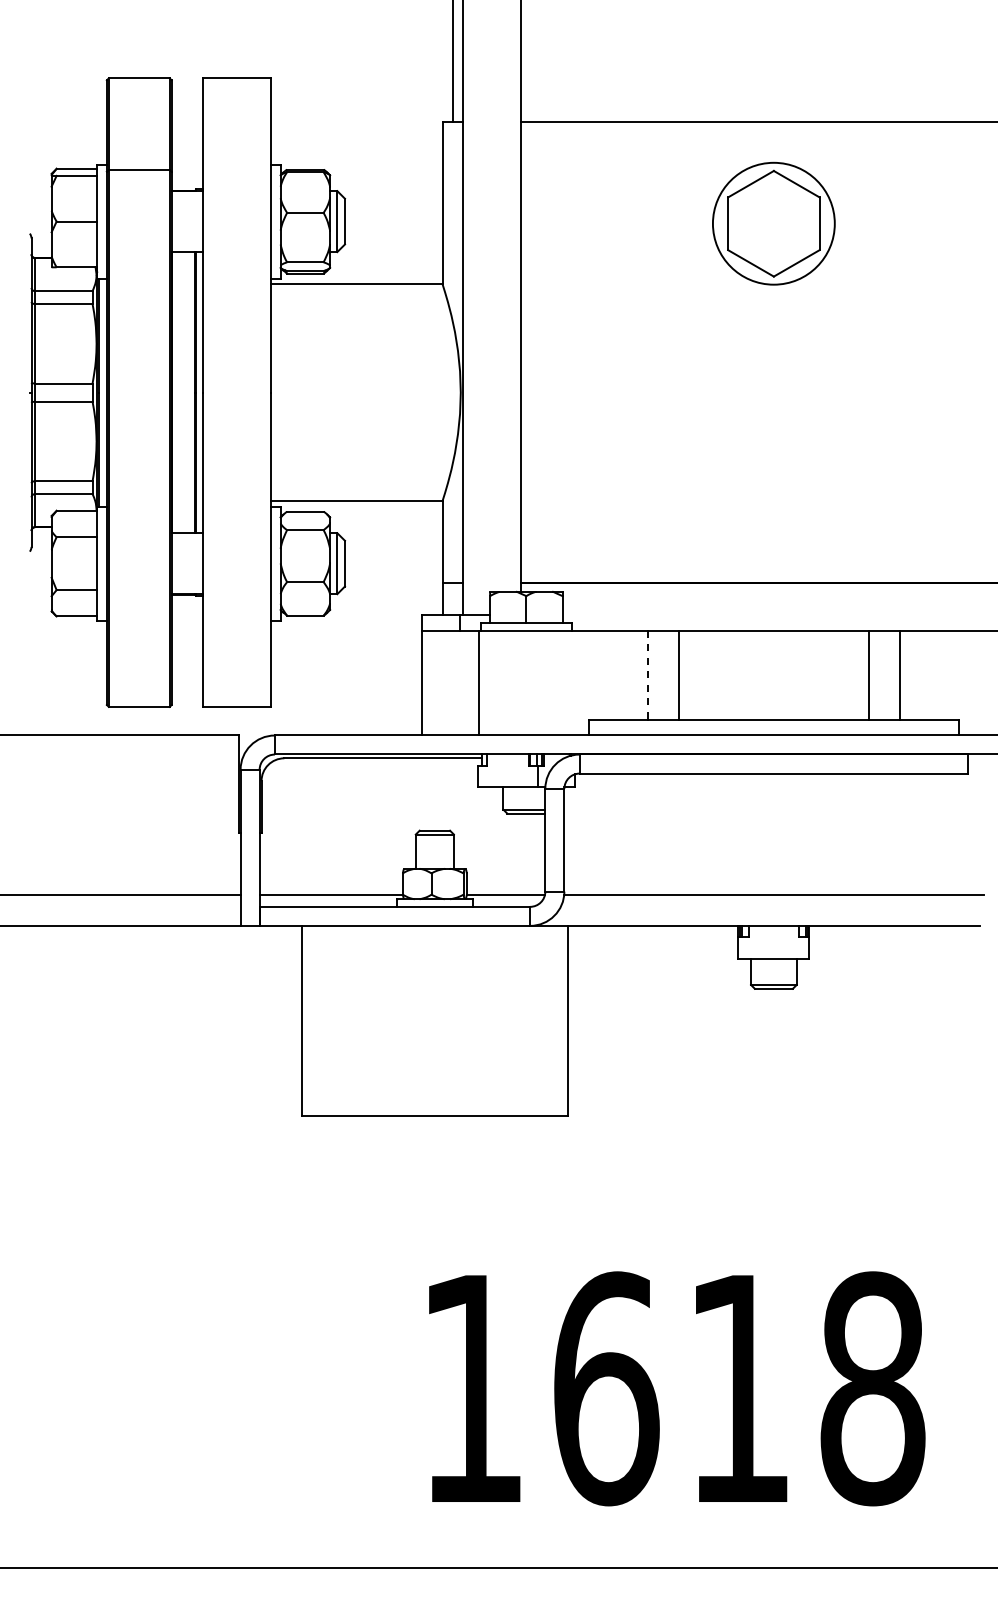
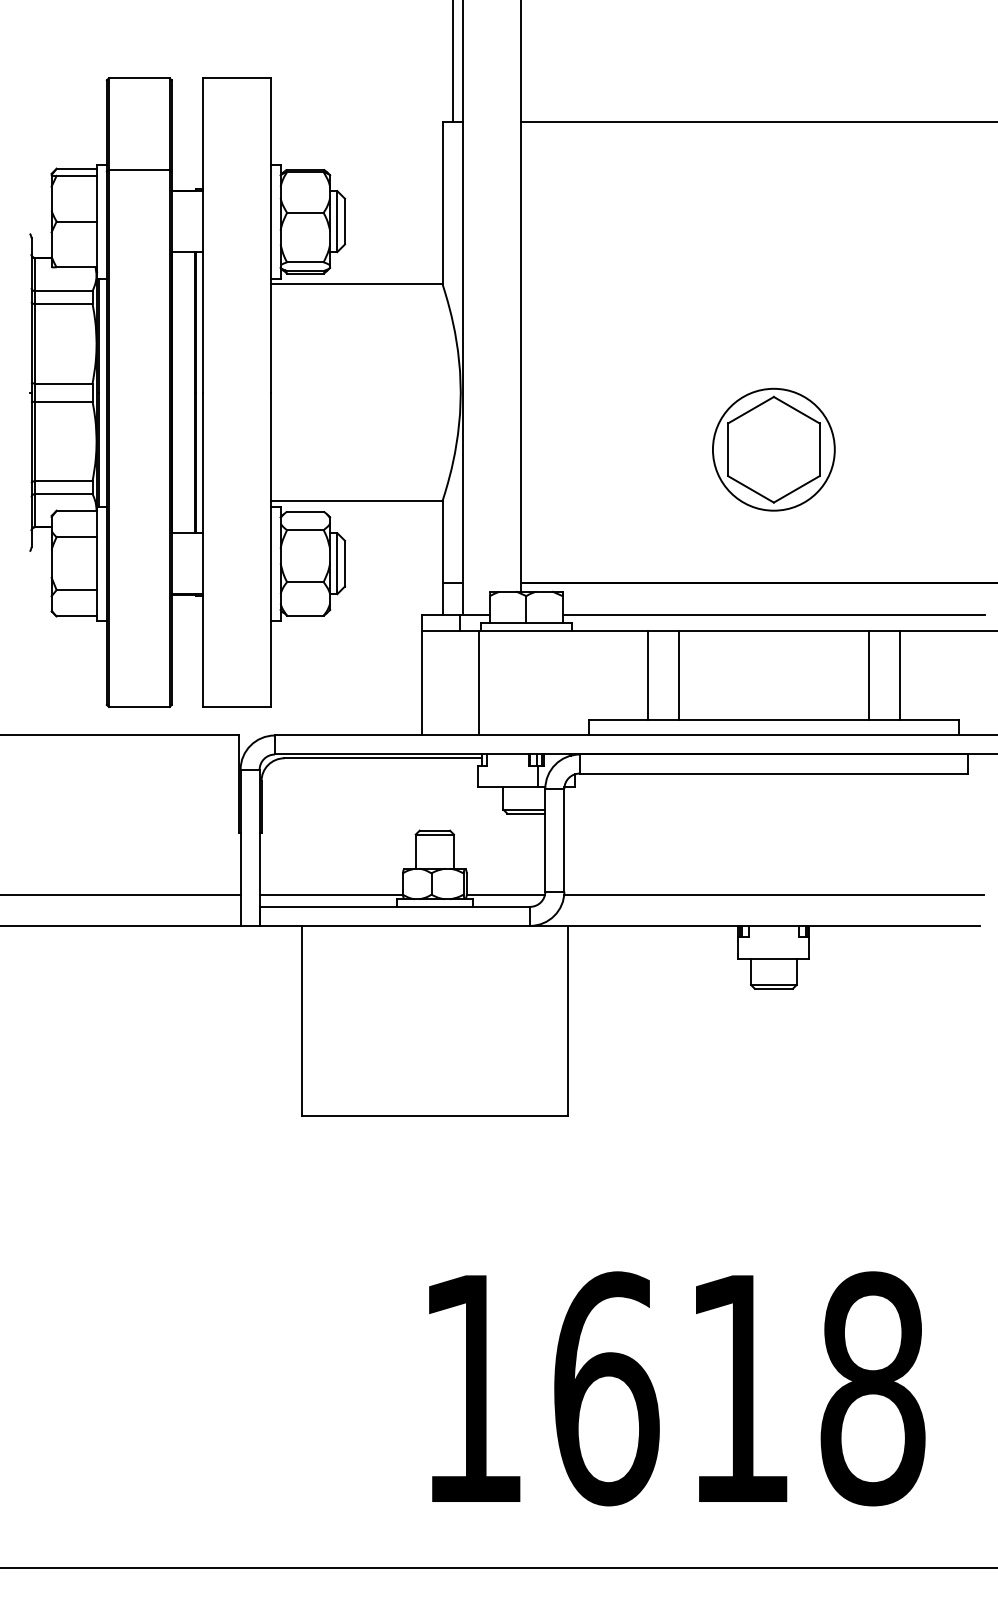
part position: (773, 223) -> (773, 449) (773, 449)
line: none -> present (773, 615)
line: dashed -> solid (647, 675)
